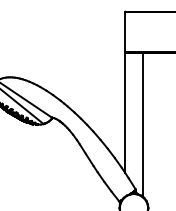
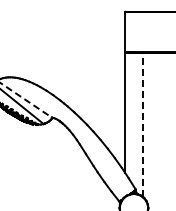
line: solid -> dashed (26, 100)
line: solid -> dashed (142, 124)
